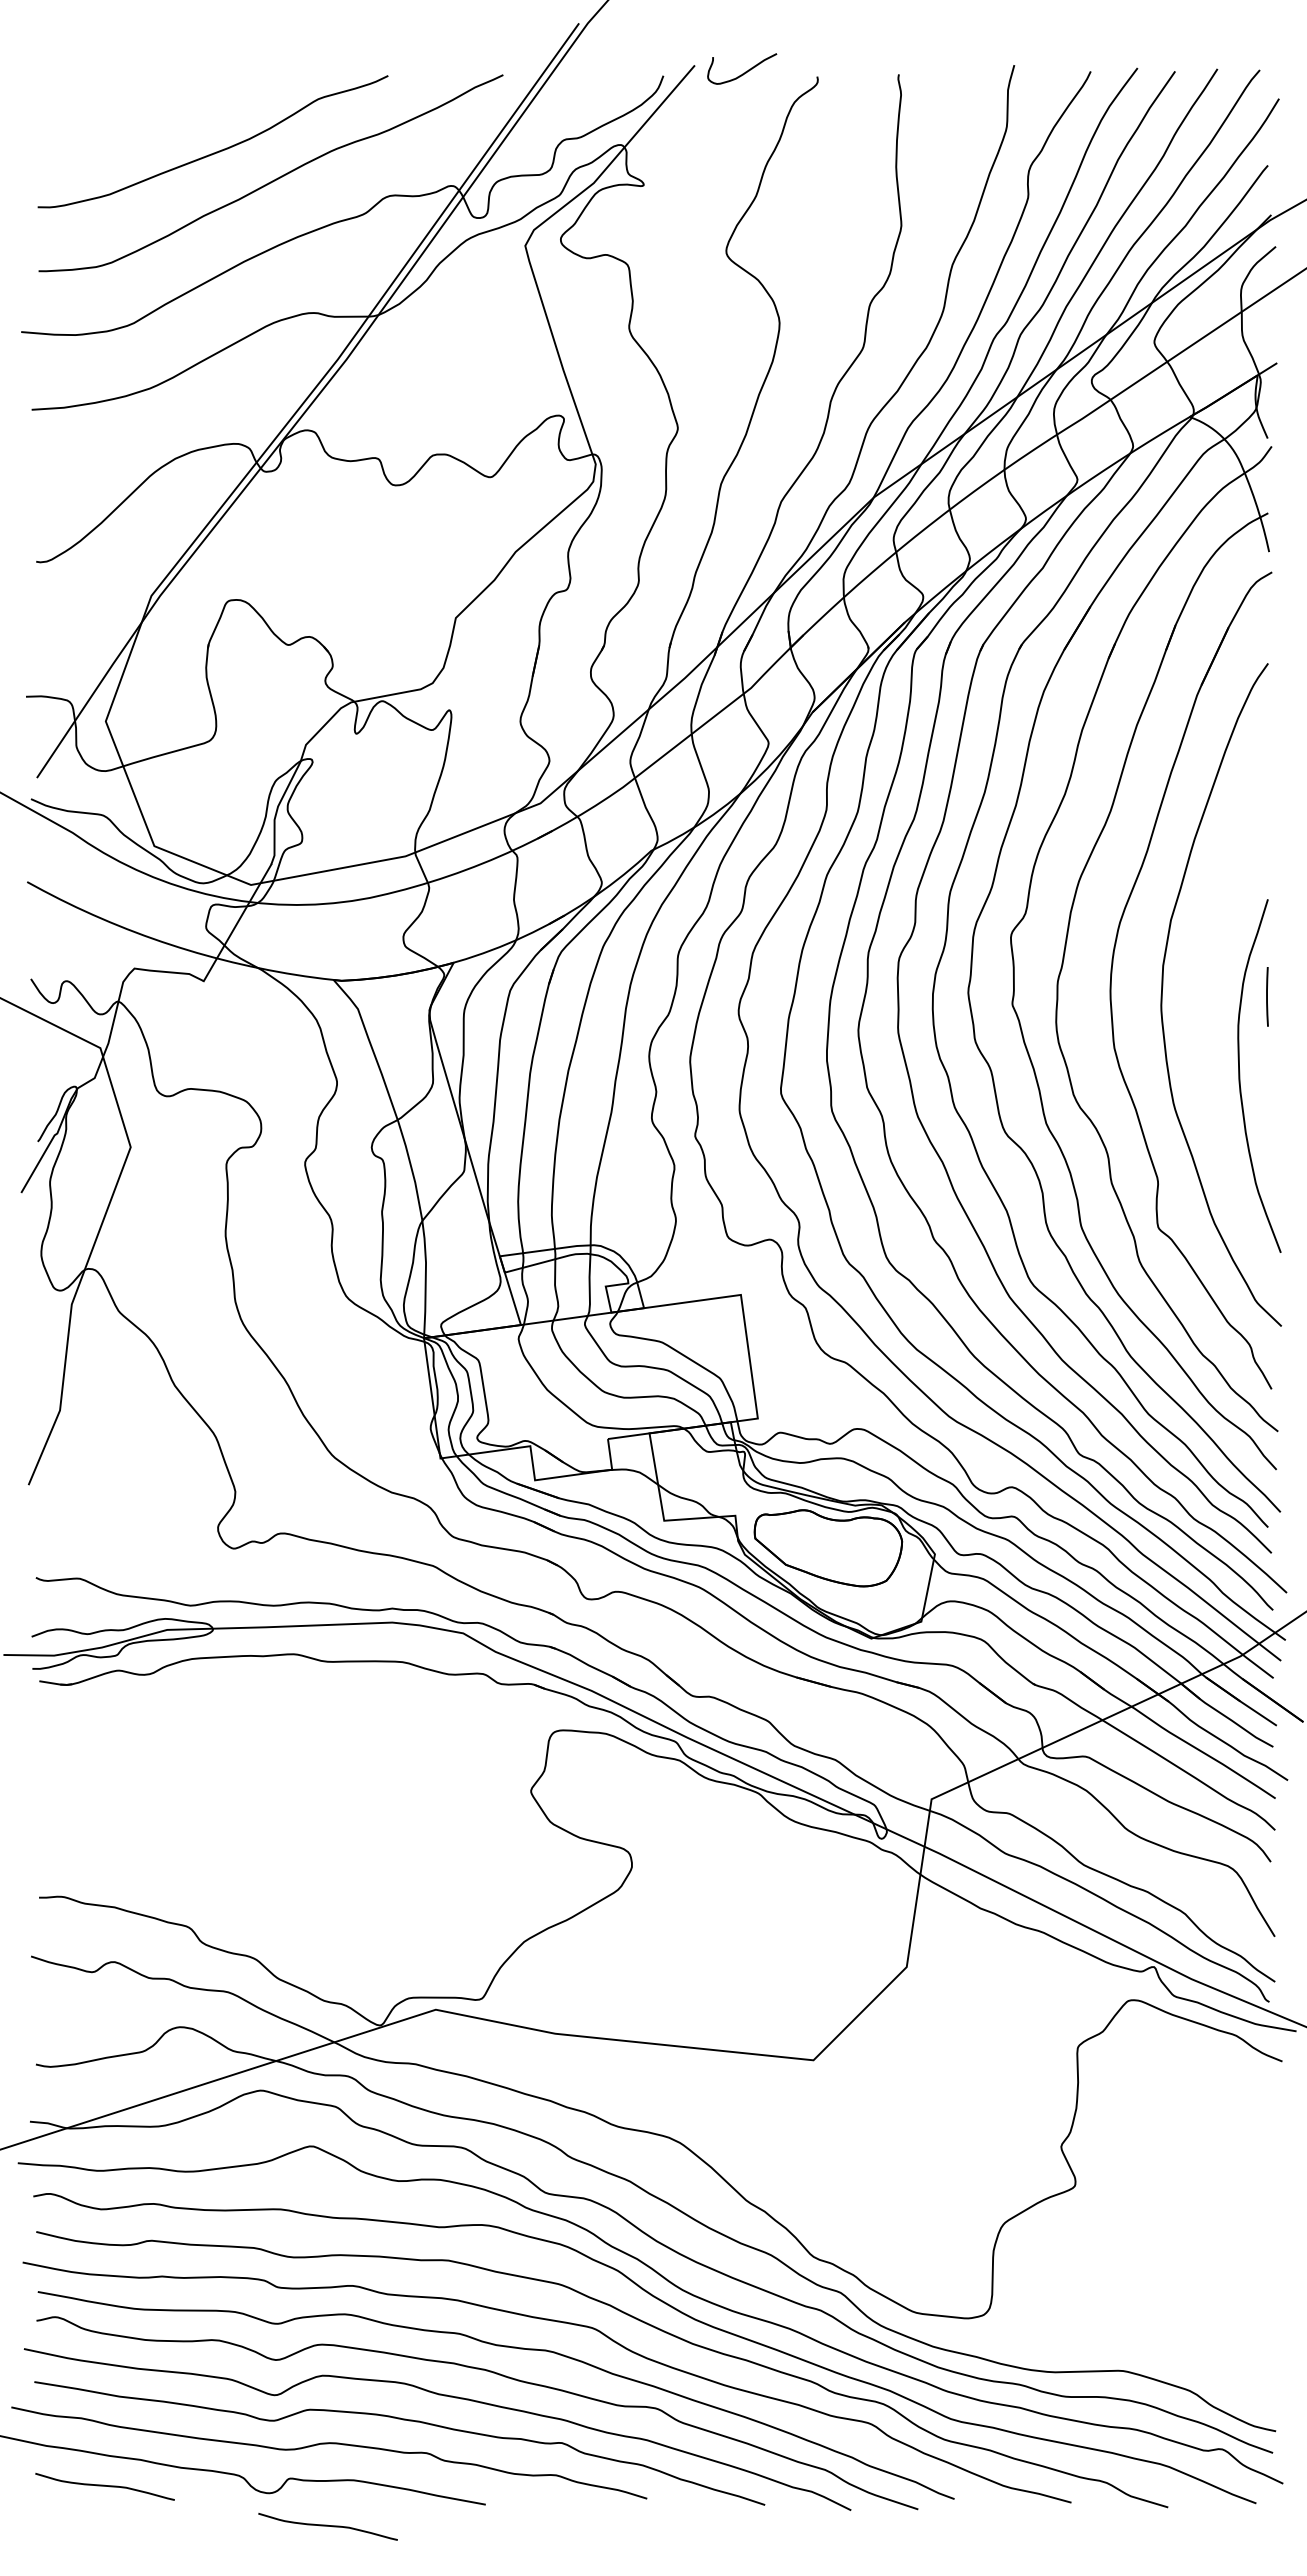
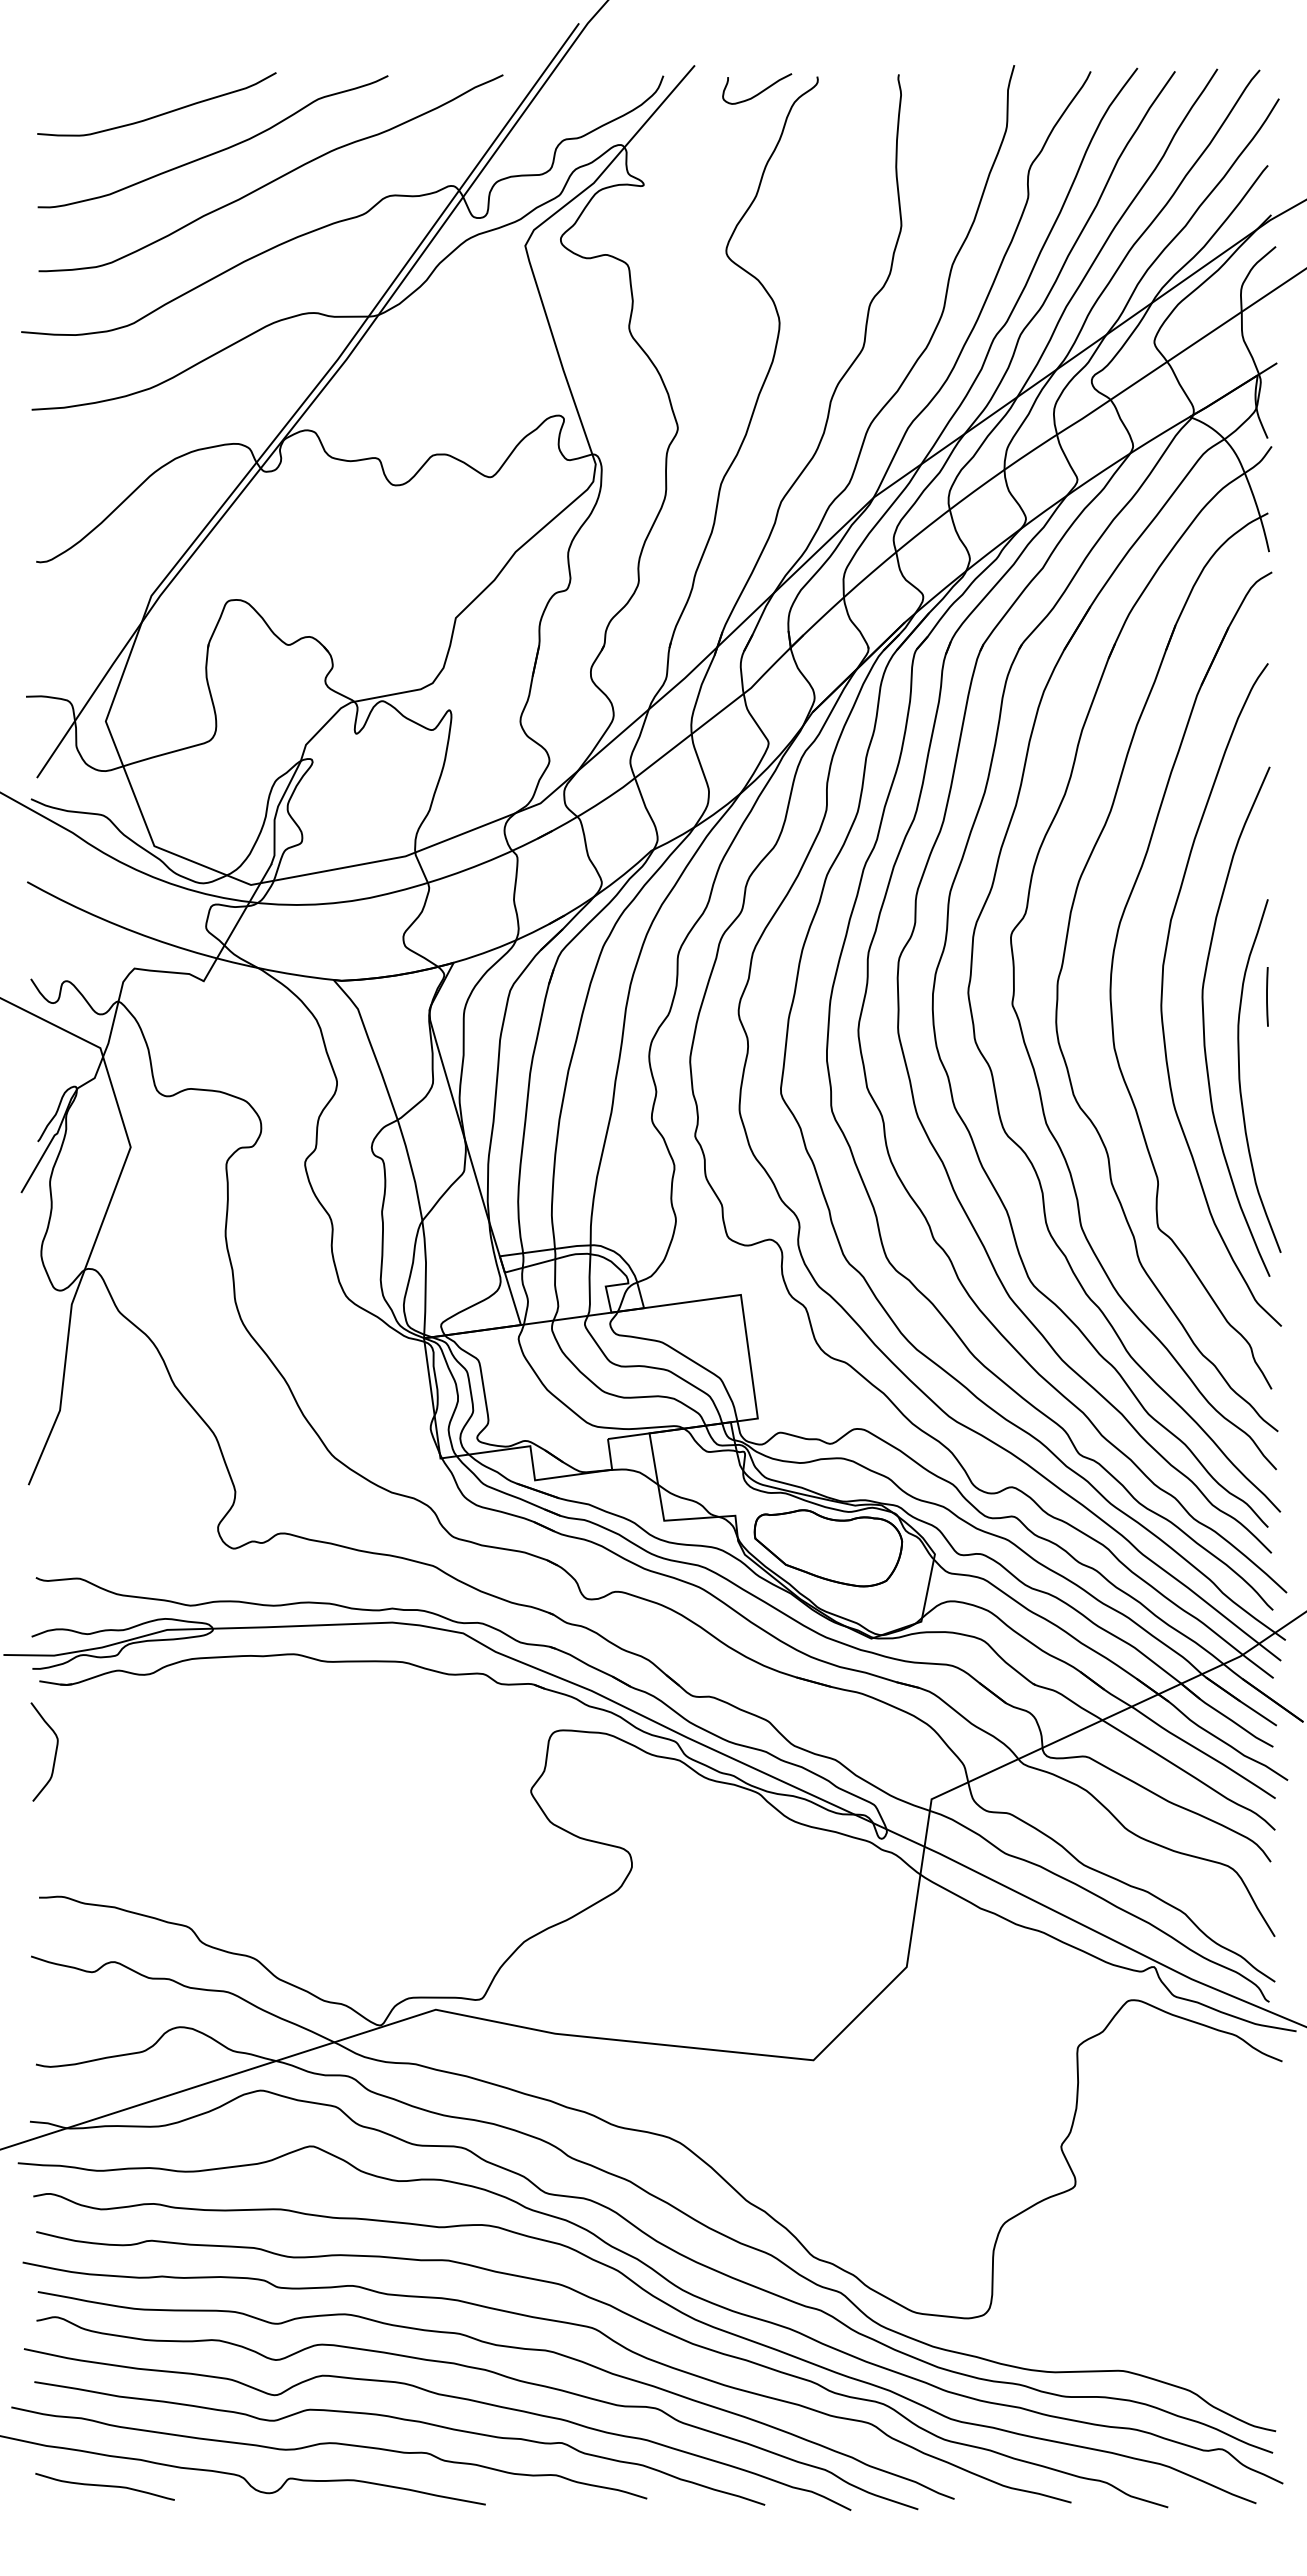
curve position: (745, 71) -> (760, 91) (760, 91)
curve: none -> present (158, 114)
curve: none -> present (1204, 1021)
curve: none -> present (54, 1754)
curve: present -> none (327, 2526)
